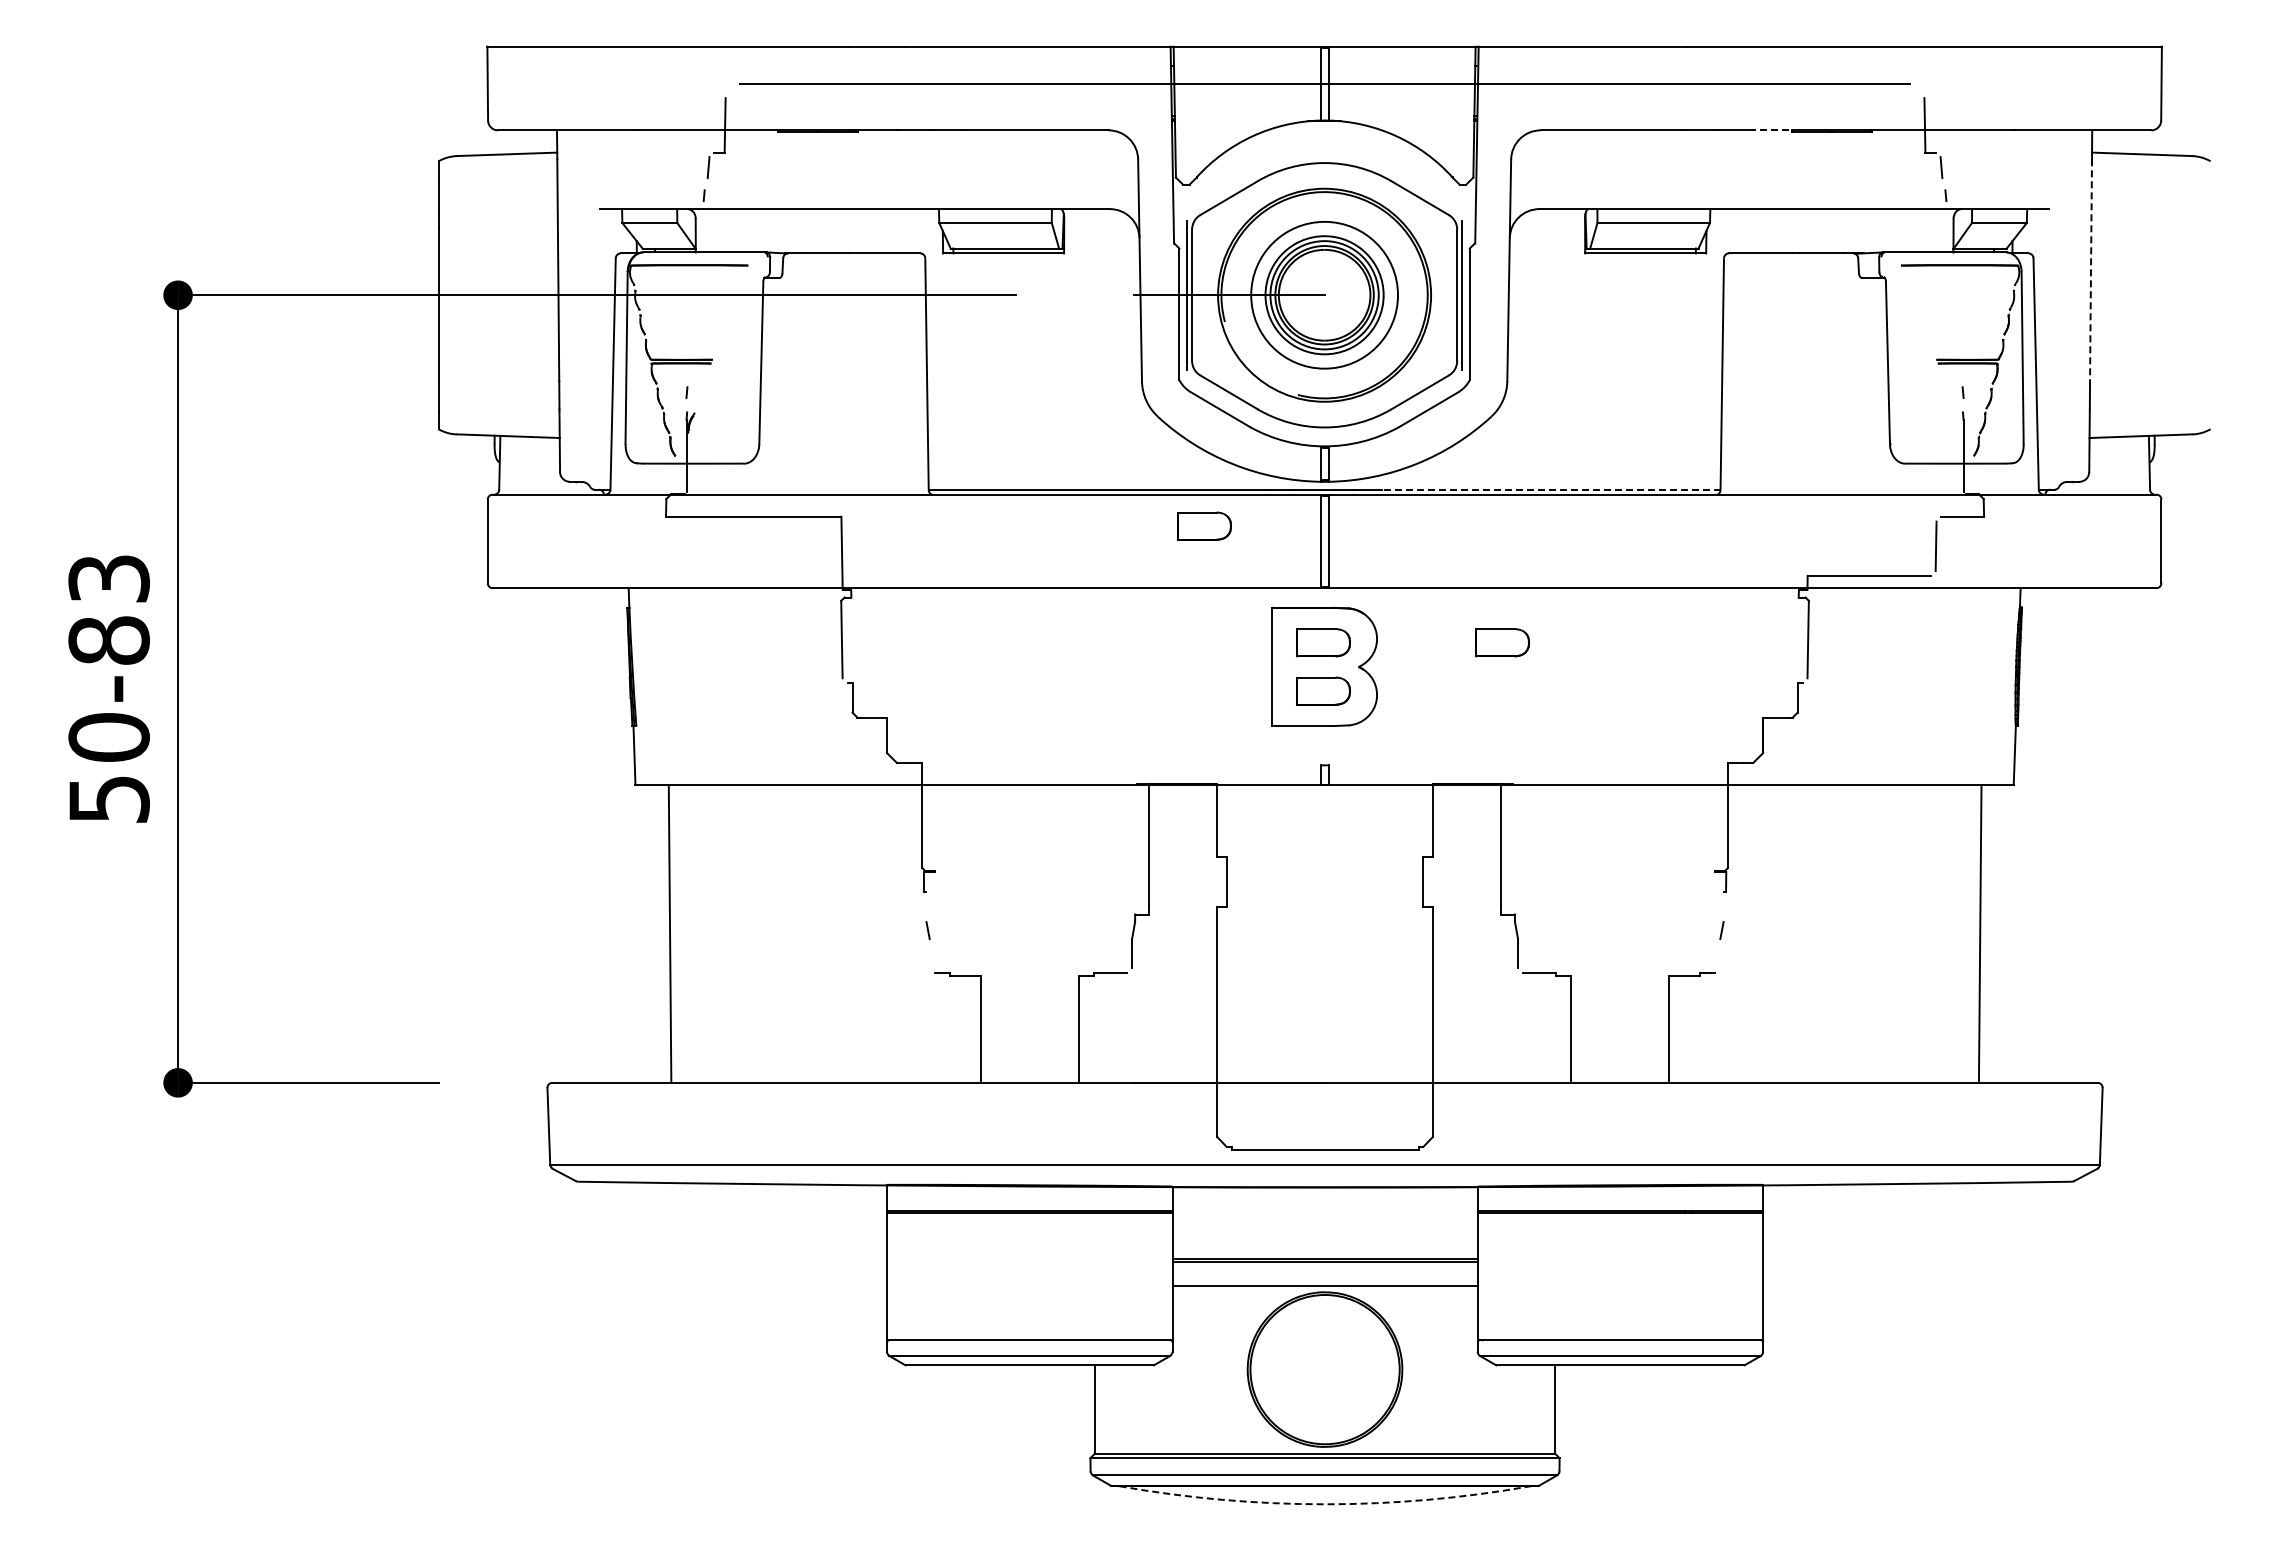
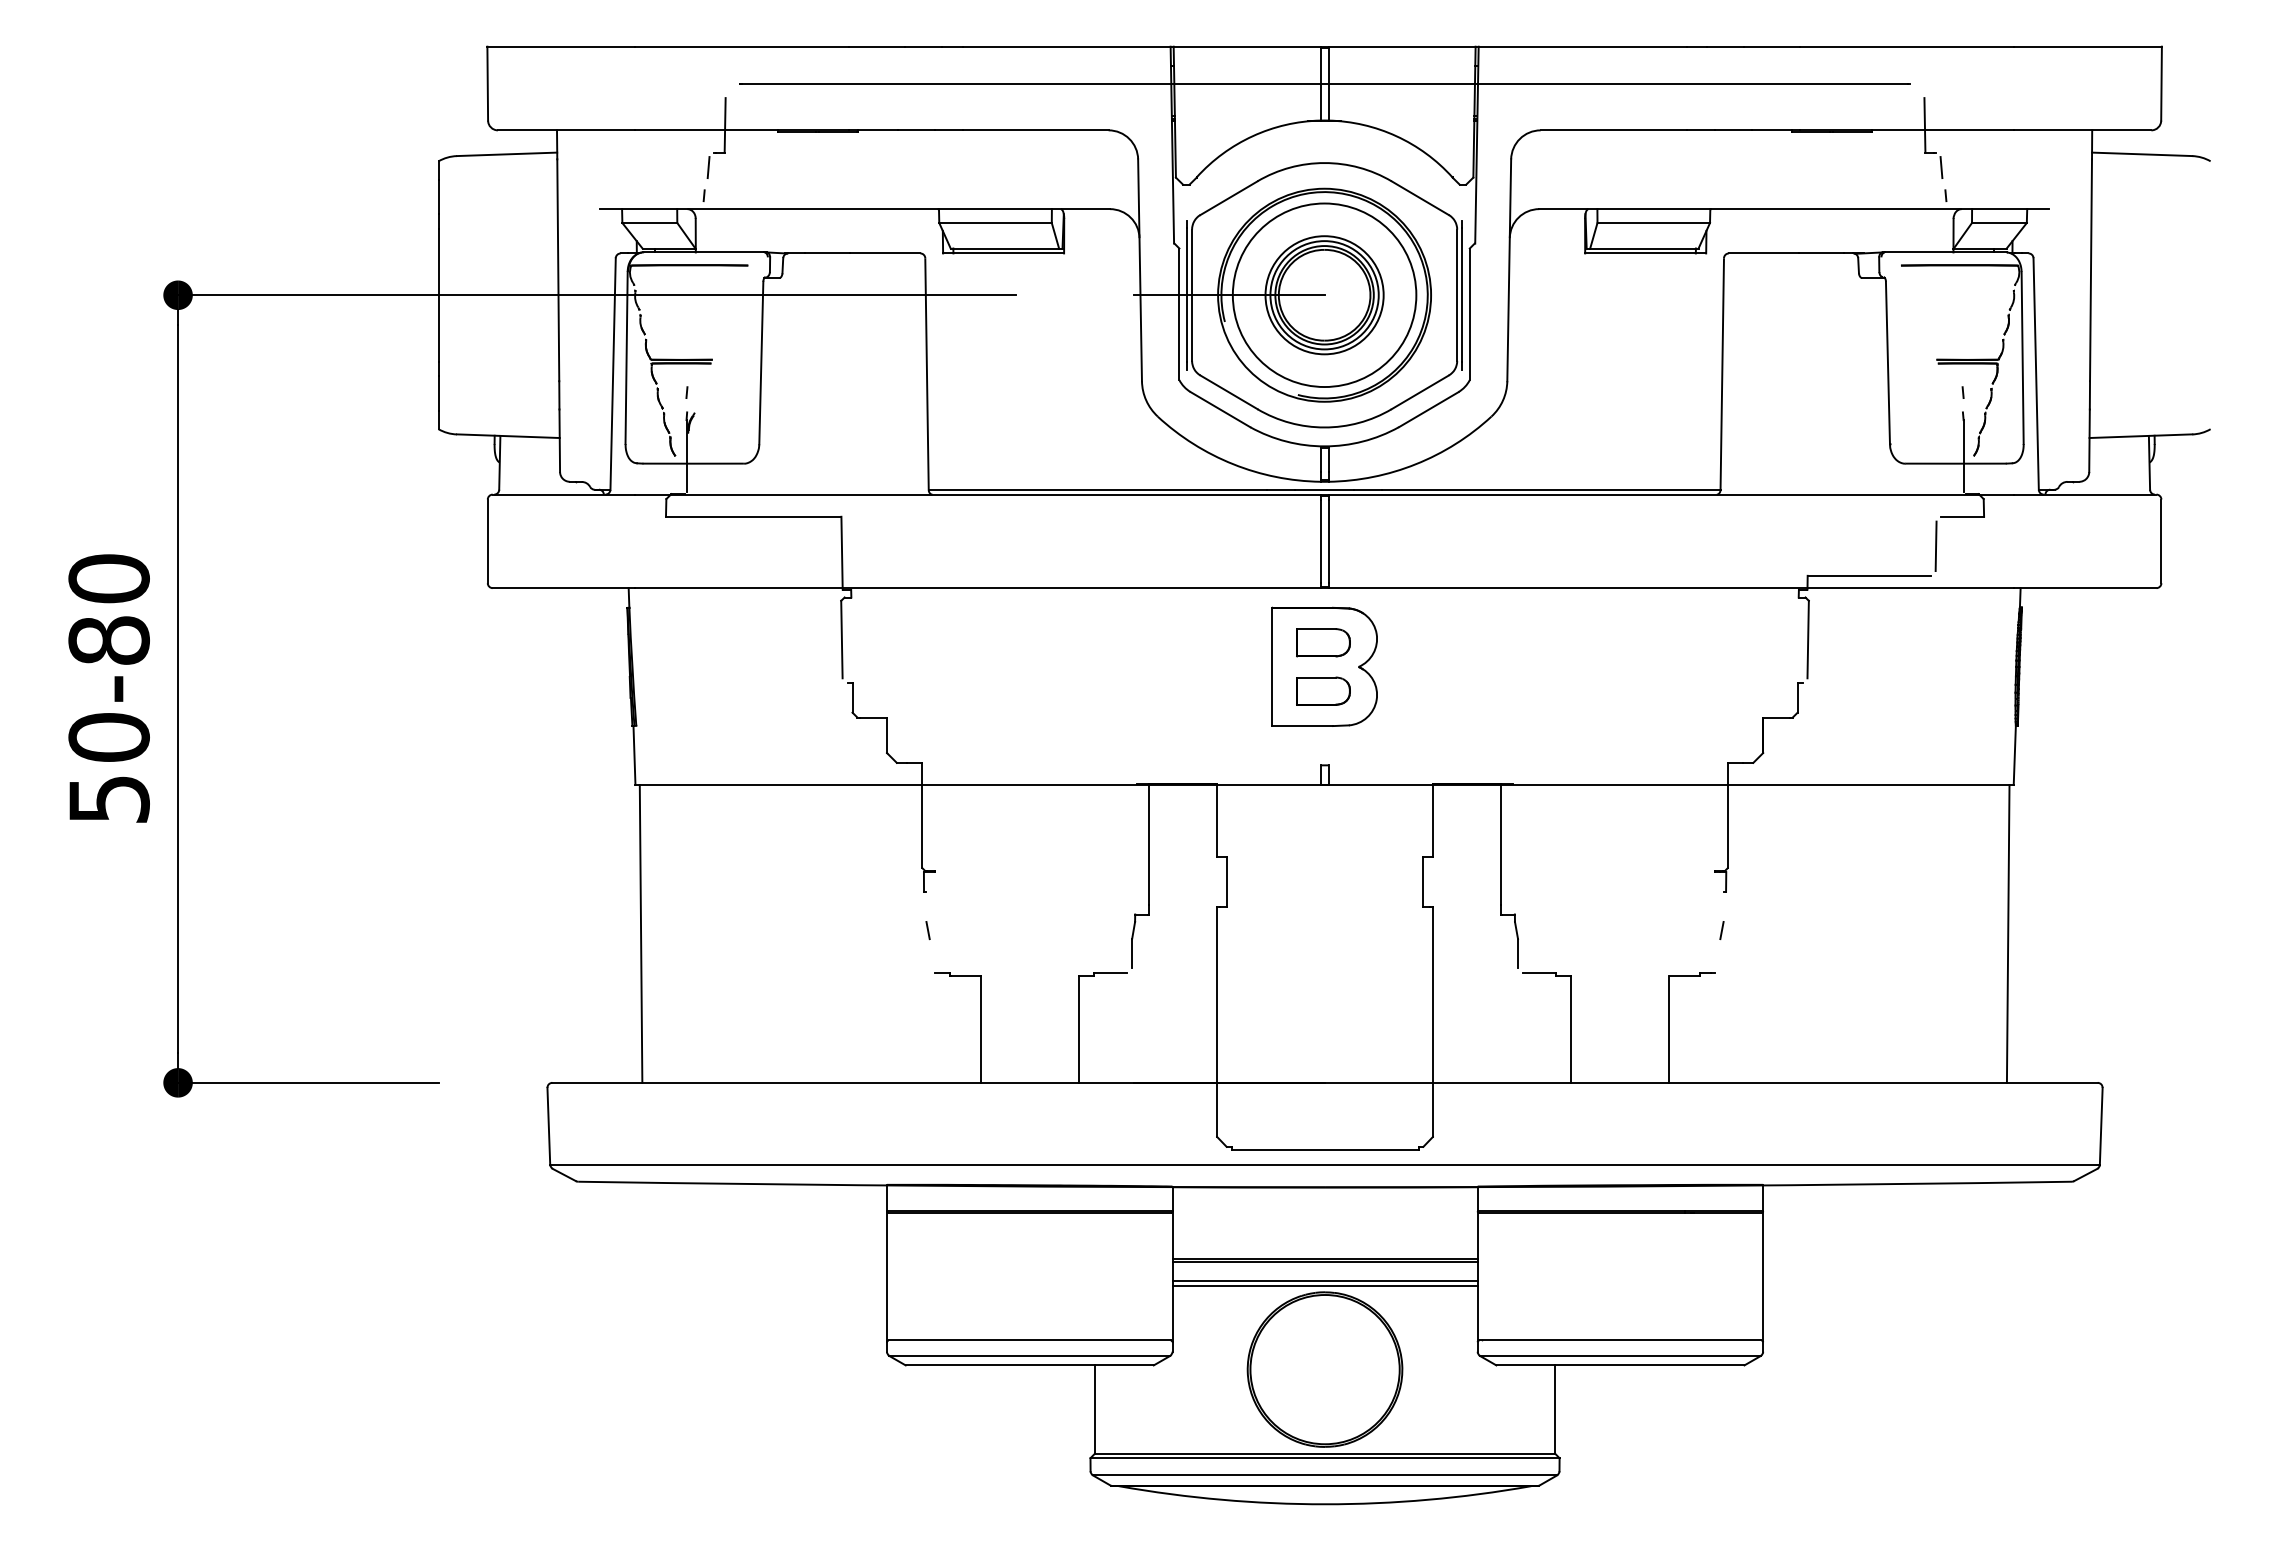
line: dashed -> solid (1775, 130)
line: dashed -> solid (2091, 270)
circle diameter: 147 px -> 184 px (1324, 295)
line: dashed -> solid (1550, 489)
part: present -> none (1204, 525)
text: 50-83 -> 50-80 (108, 578)
part: present -> none (1502, 642)
line position: (669, 933) -> (640, 933) (640, 933)
line position: (1979, 933) -> (2007, 933) (2007, 933)
line: none -> present (1324, 1281)
arc: dashed -> solid (1325, 1504)
